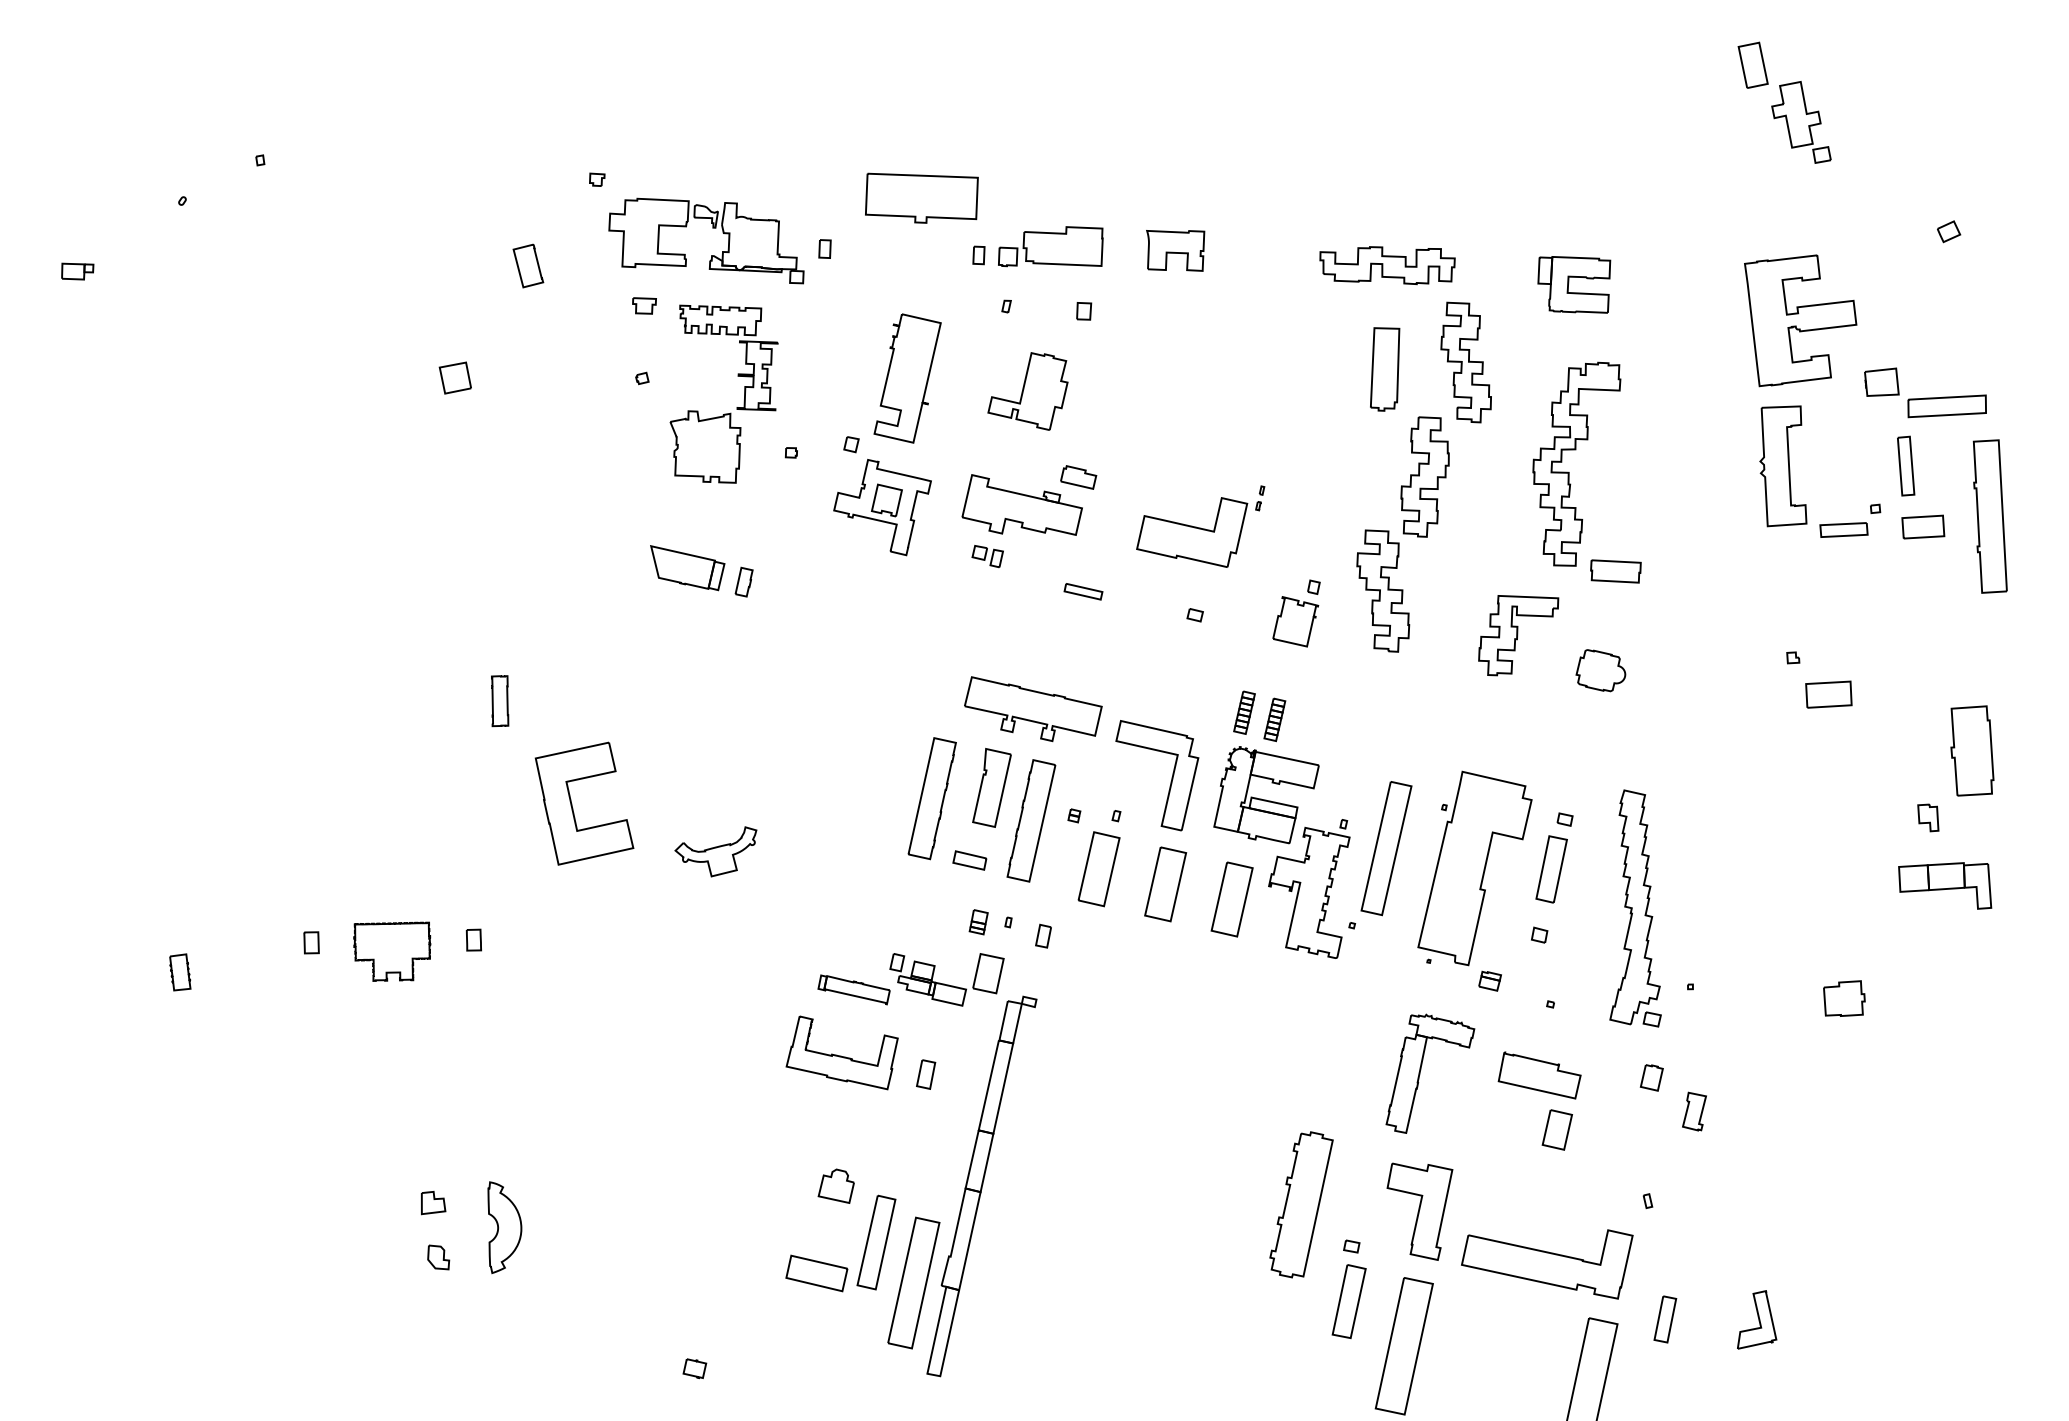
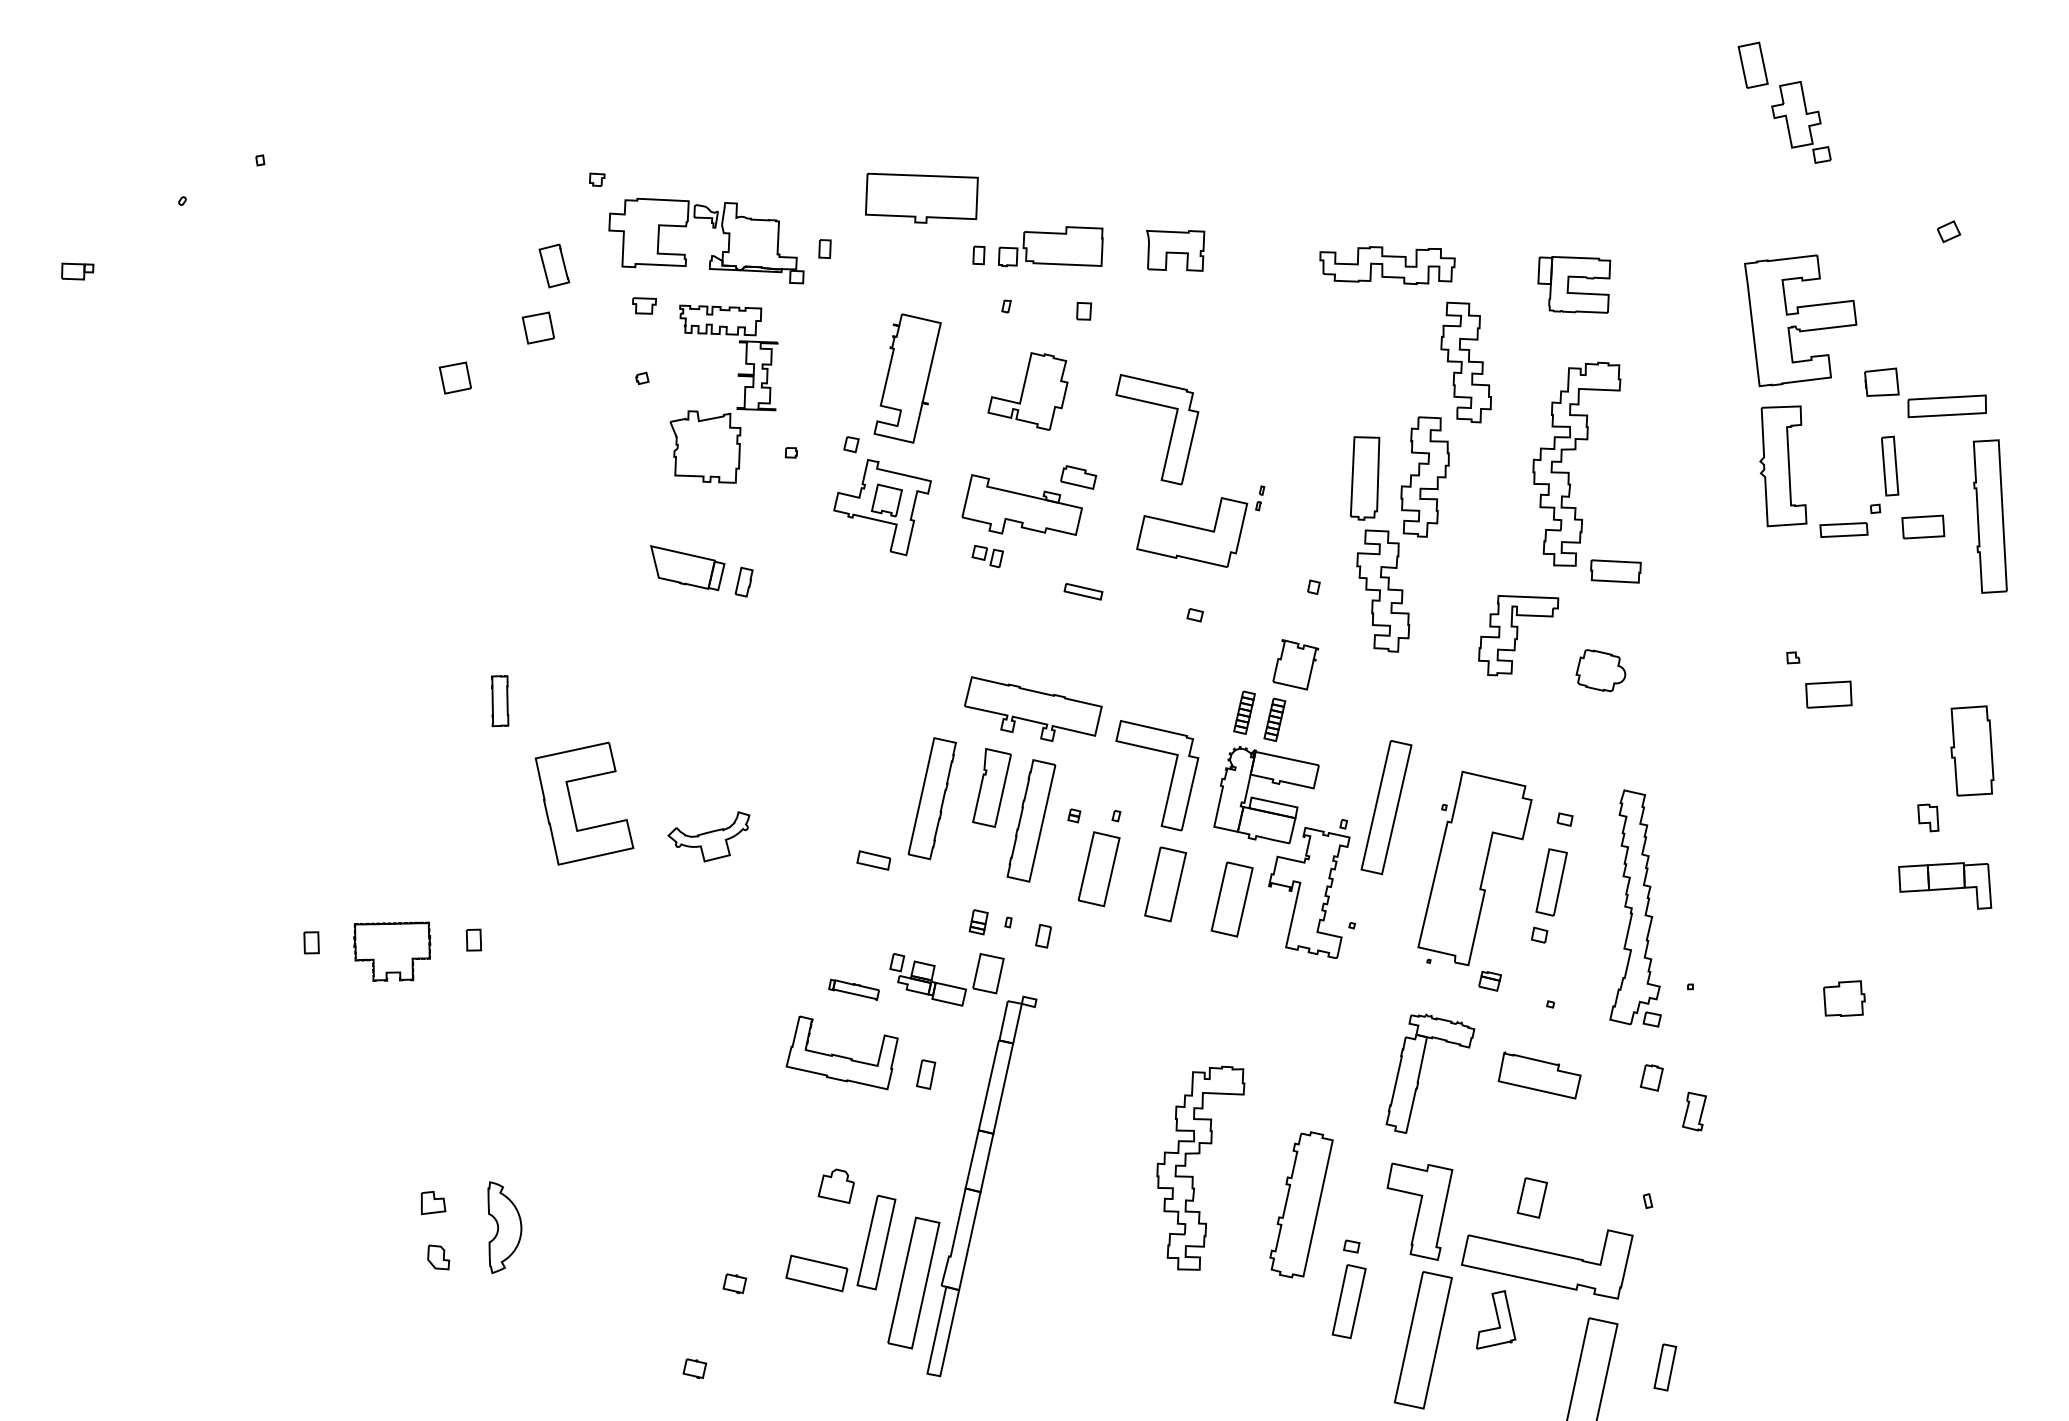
part position: (528, 265) -> (554, 265) (554, 265)
part: none -> present (537, 327)
part position: (1385, 369) -> (1365, 478) (1365, 478)
part: none -> present (1171, 431)
part position: (1906, 465) -> (1890, 465) (1890, 465)
part position: (1295, 621) -> (1295, 664) (1295, 664)
part position: (1386, 848) -> (1386, 807) (1386, 807)
part position: (715, 851) -> (708, 836) (708, 836)
part position: (969, 860) -> (873, 860) (873, 860)
part position: (1551, 869) -> (1551, 882) (1551, 882)
part: present -> none (180, 972)
part size: 74x32 px -> 52x23 px (853, 989)
part position: (1556, 1129) -> (1531, 1197) (1531, 1197)
part: none -> present (1192, 1175)
part: none -> present (734, 1283)
part position: (1665, 1319) -> (1665, 1367) (1665, 1367)
part position: (1757, 1319) -> (1496, 1319) (1496, 1319)
part position: (1403, 1346) -> (1422, 1340) (1422, 1340)
